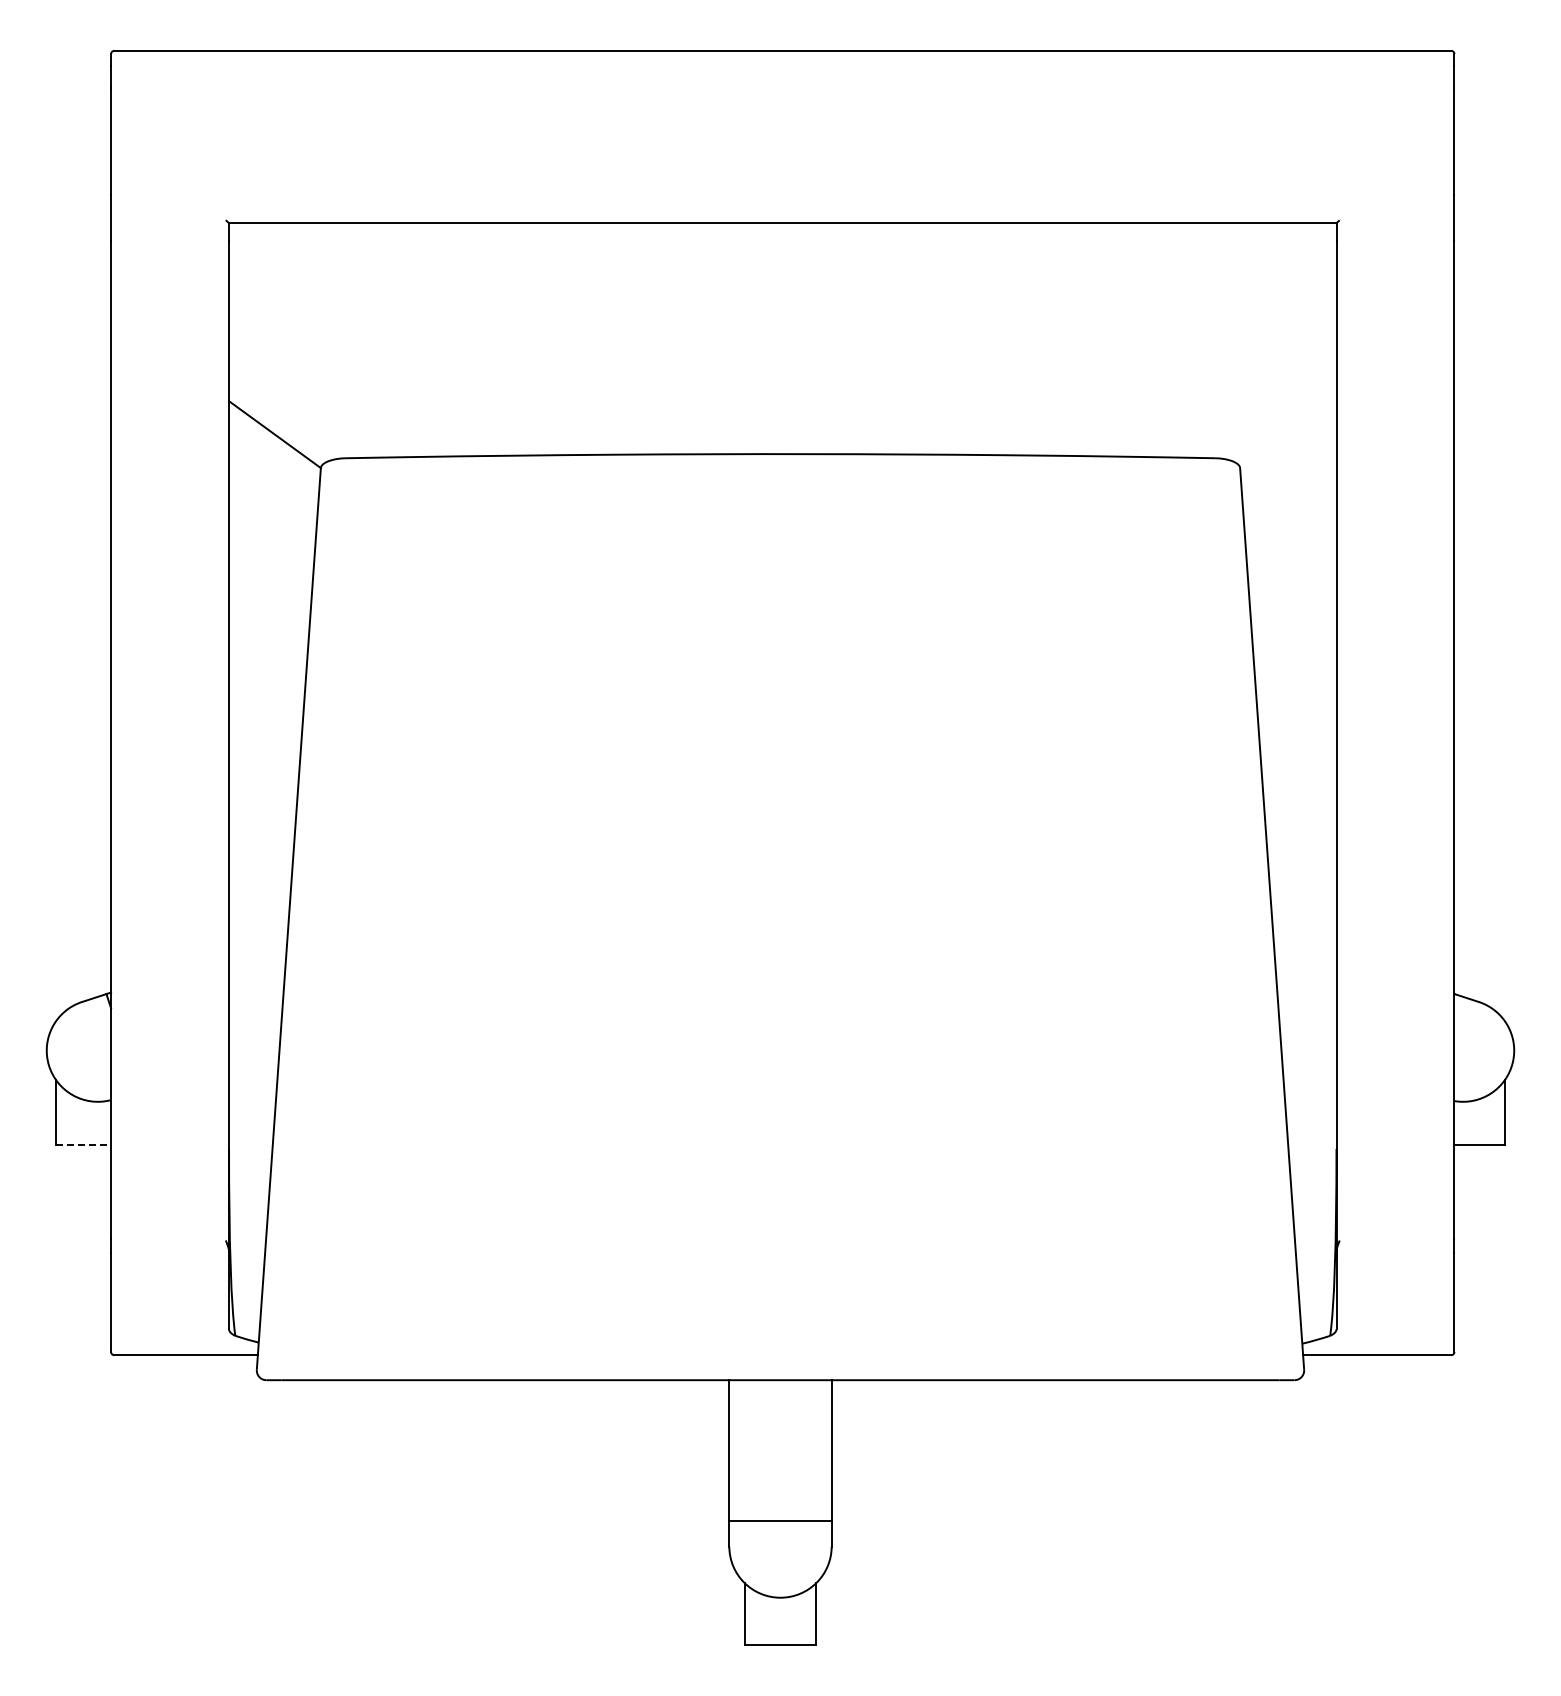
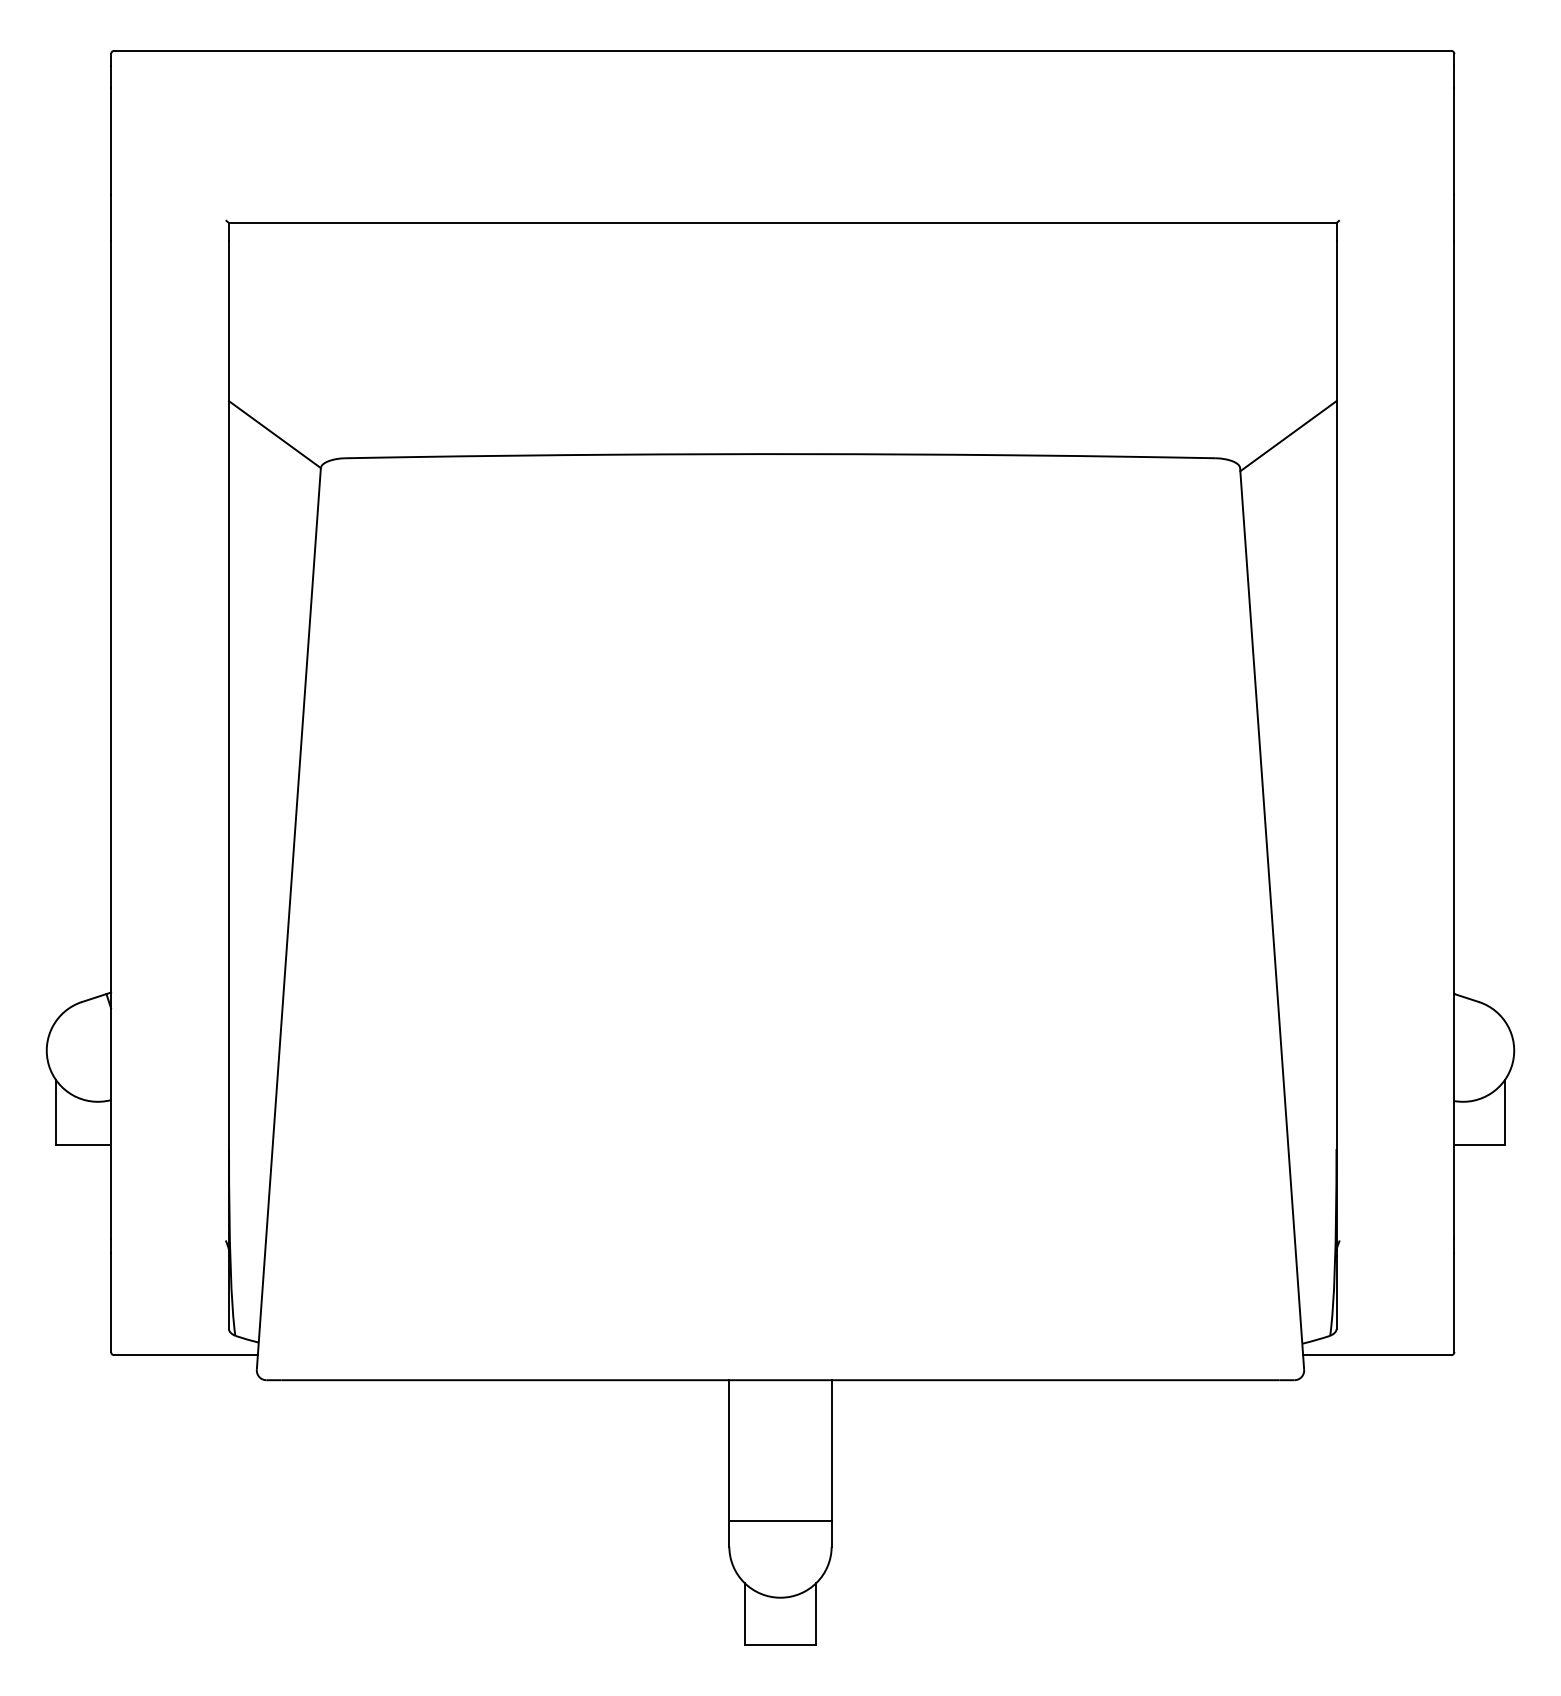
line: none -> present (1288, 436)
line: dashed -> solid (84, 1144)
